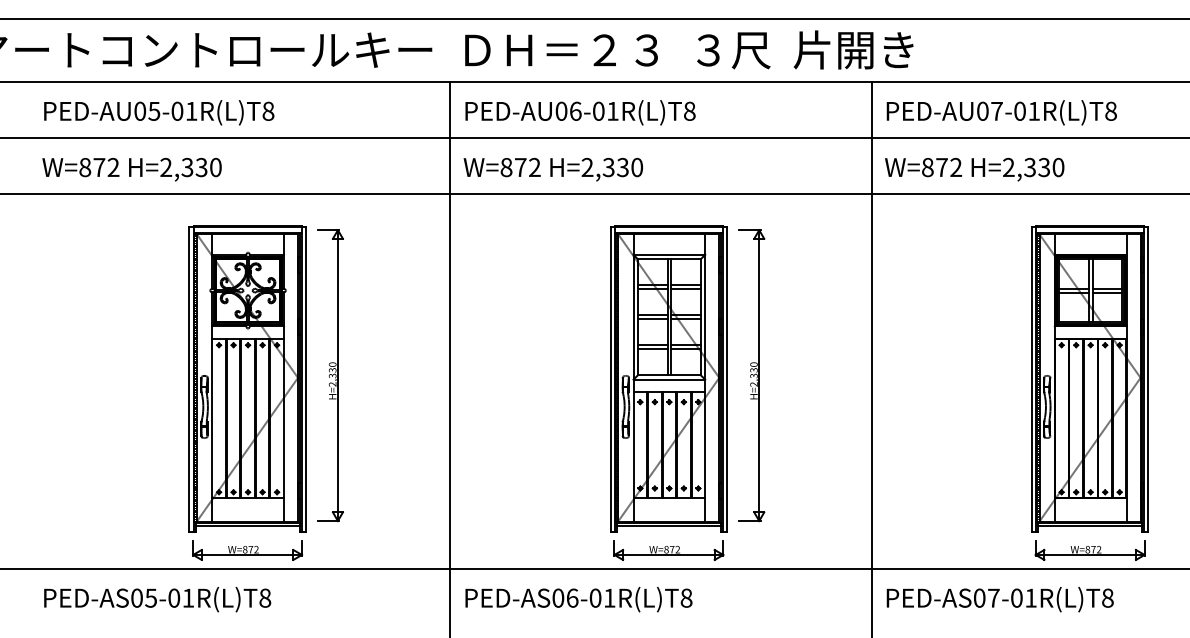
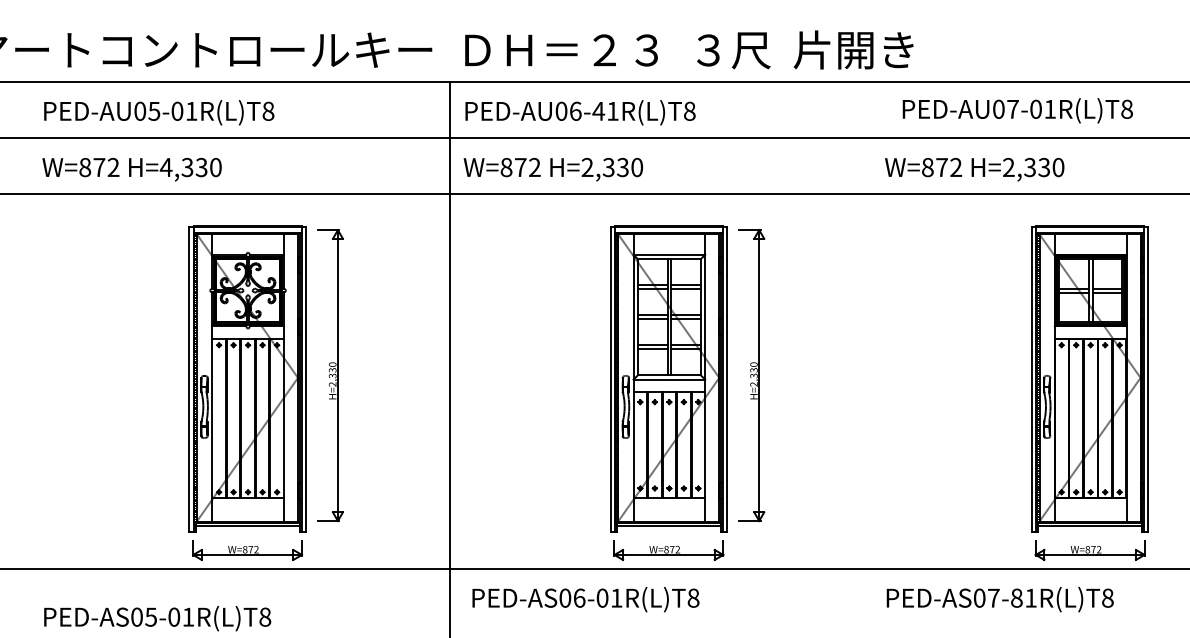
line: present -> none (594, 19)
text: PED-AU06-01R(L)T8 -> PED-AU06-41R(L)T8 (598, 110)
text position: (1001, 112) -> (1017, 110) (1017, 110)
text: H=2,330 -> H=4,330 (165, 166)
line: present -> none (871, 357)
text: PED-AS07-01R(L)T8 -> PED-AS07-81R(L)T8 (1016, 598)
text position: (157, 599) -> (157, 618) (157, 618)
text position: (578, 599) -> (585, 599) (585, 599)
